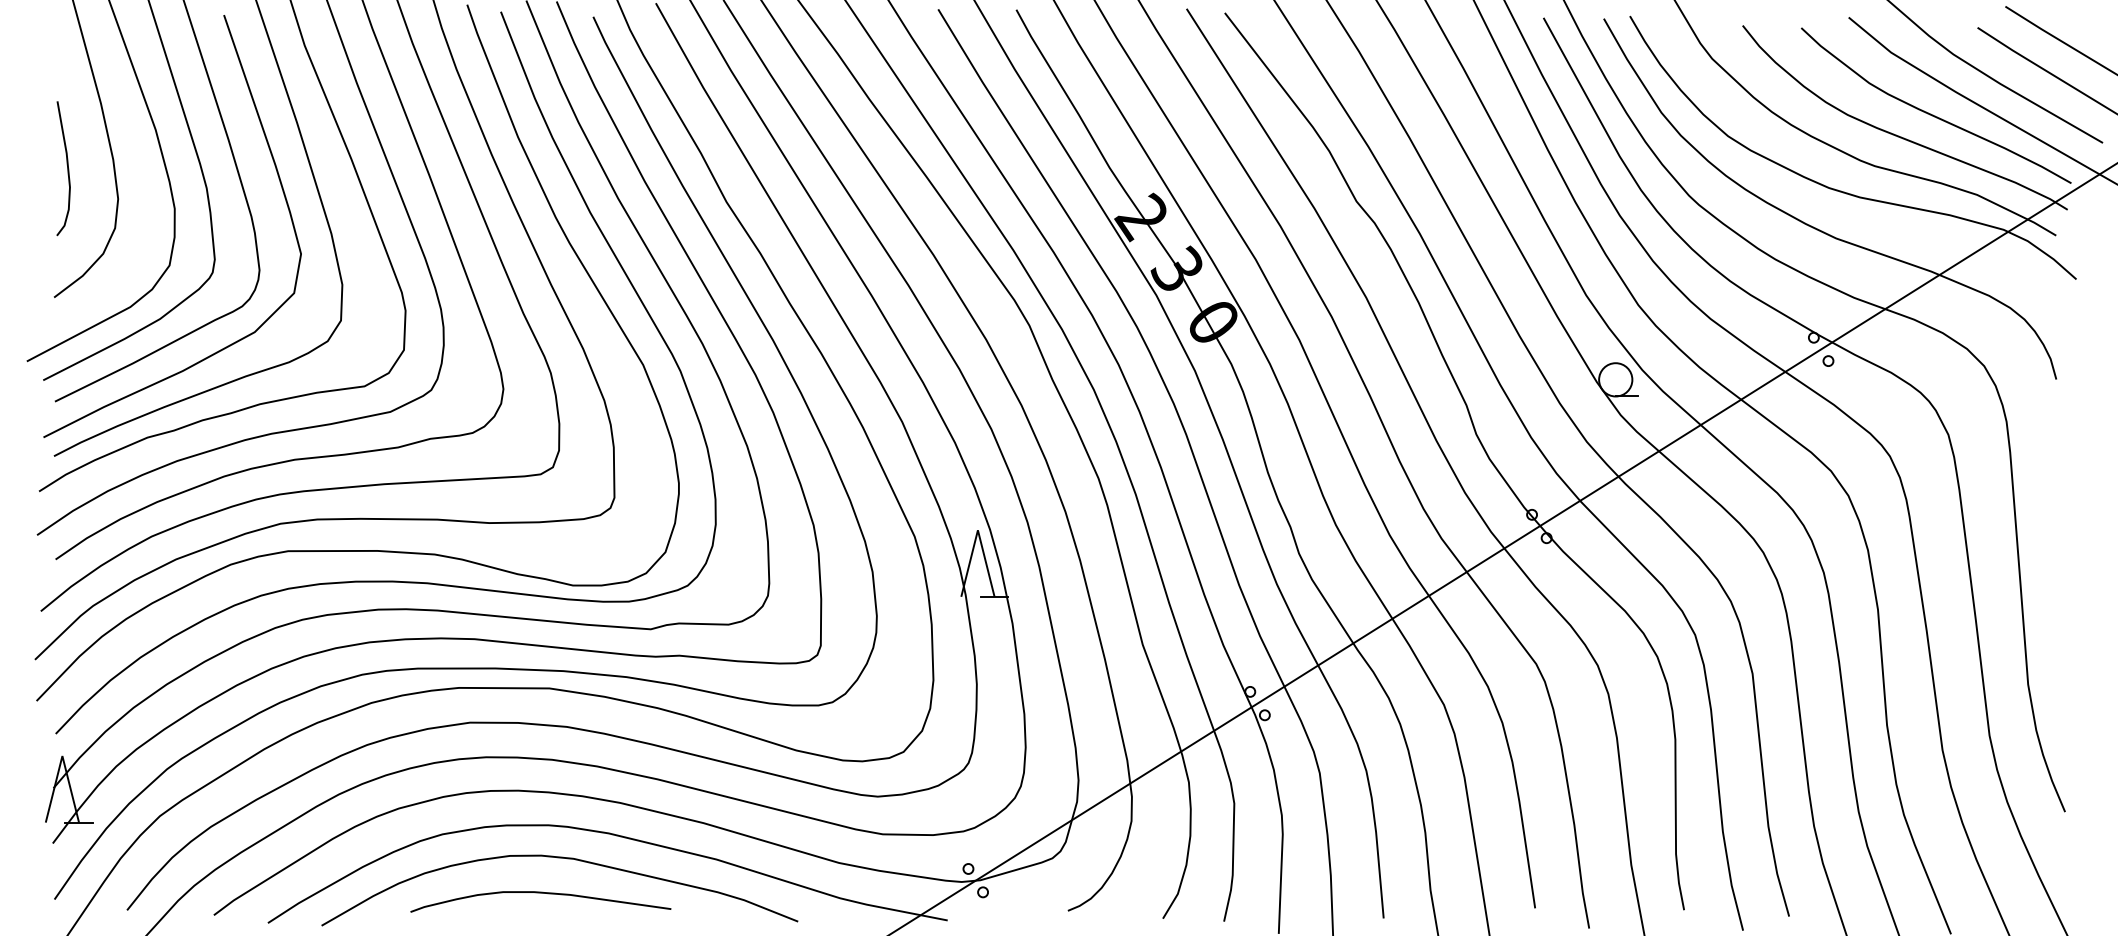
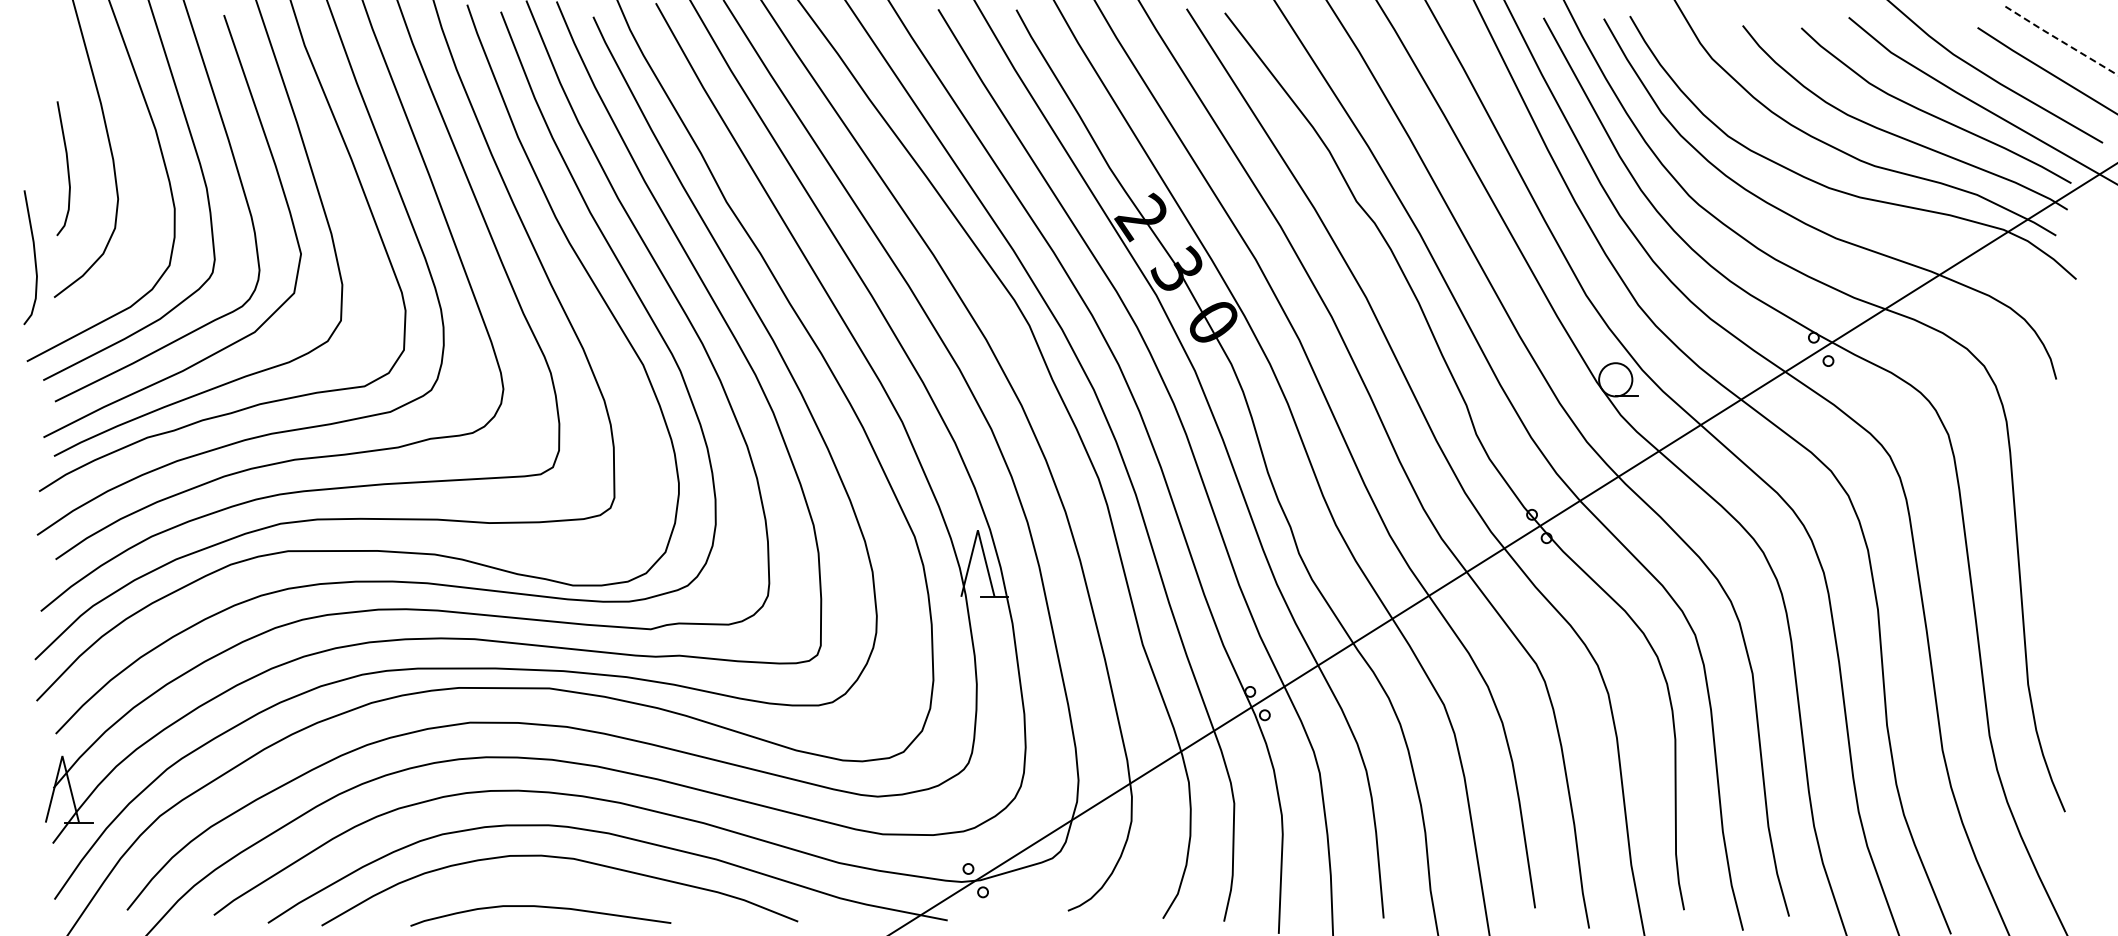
line: solid -> dashed (2060, 40)
curve: none -> present (34, 257)
curve position: (540, 893) -> (540, 907) (540, 907)
